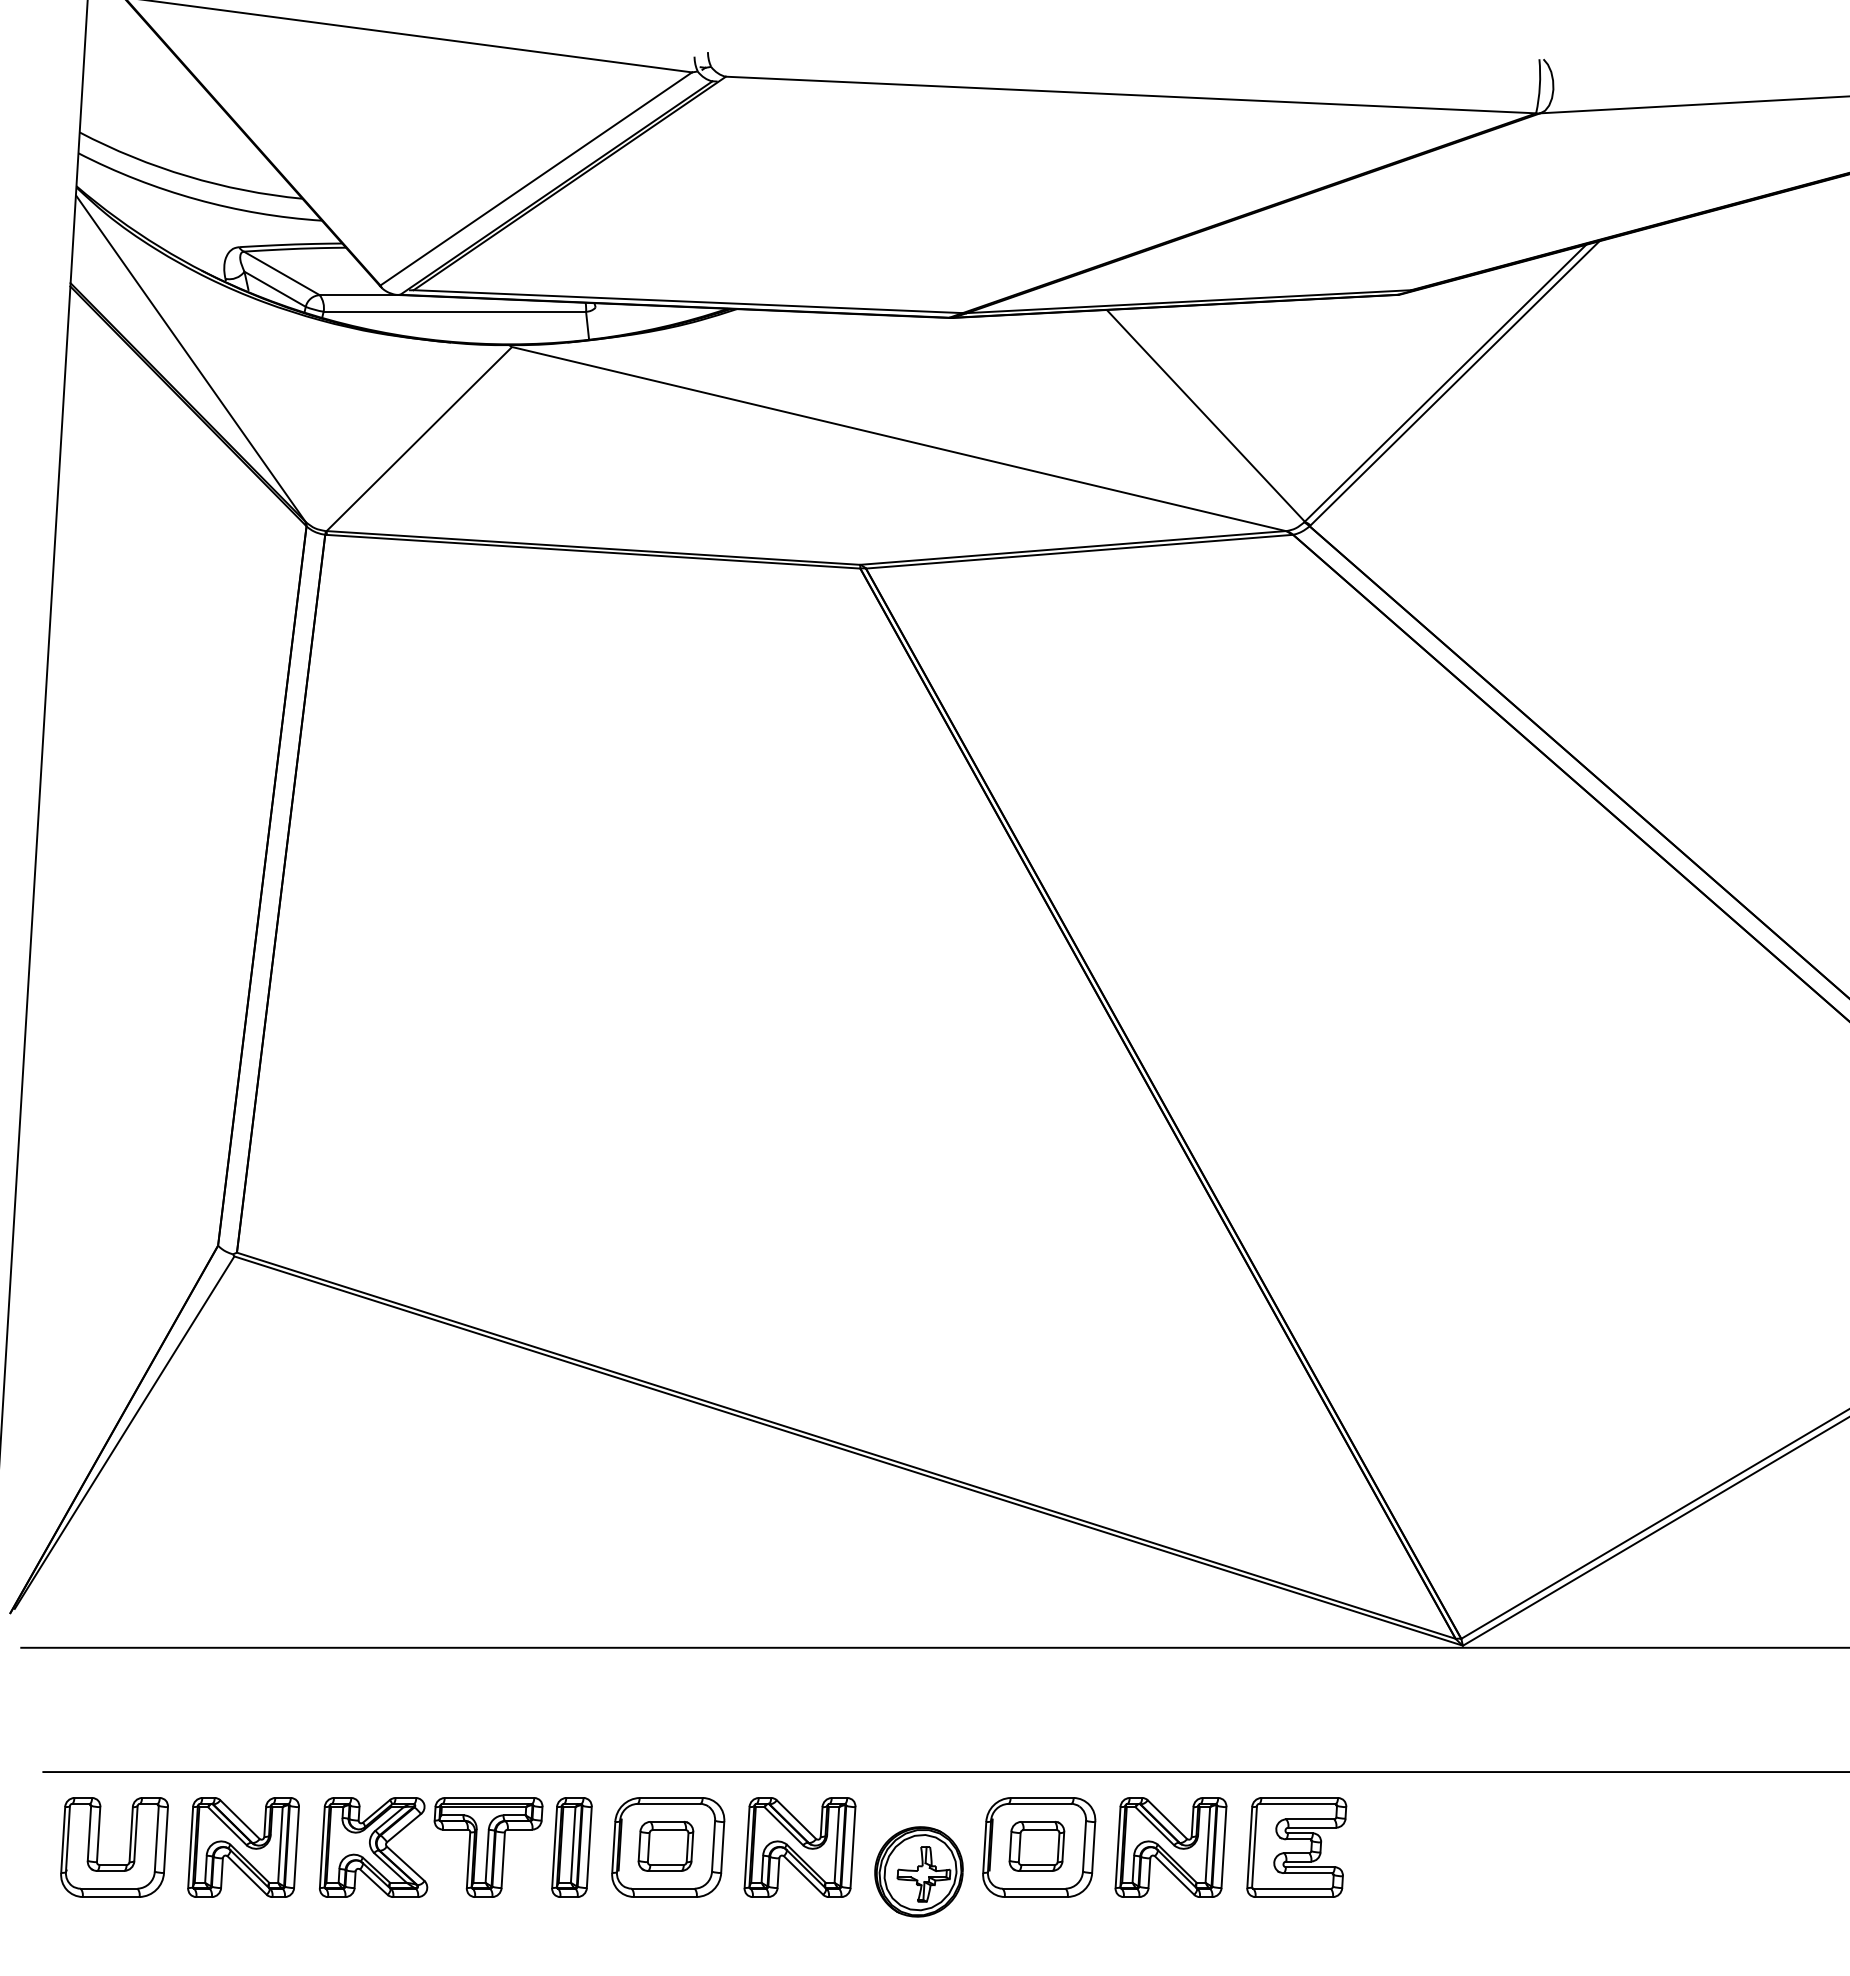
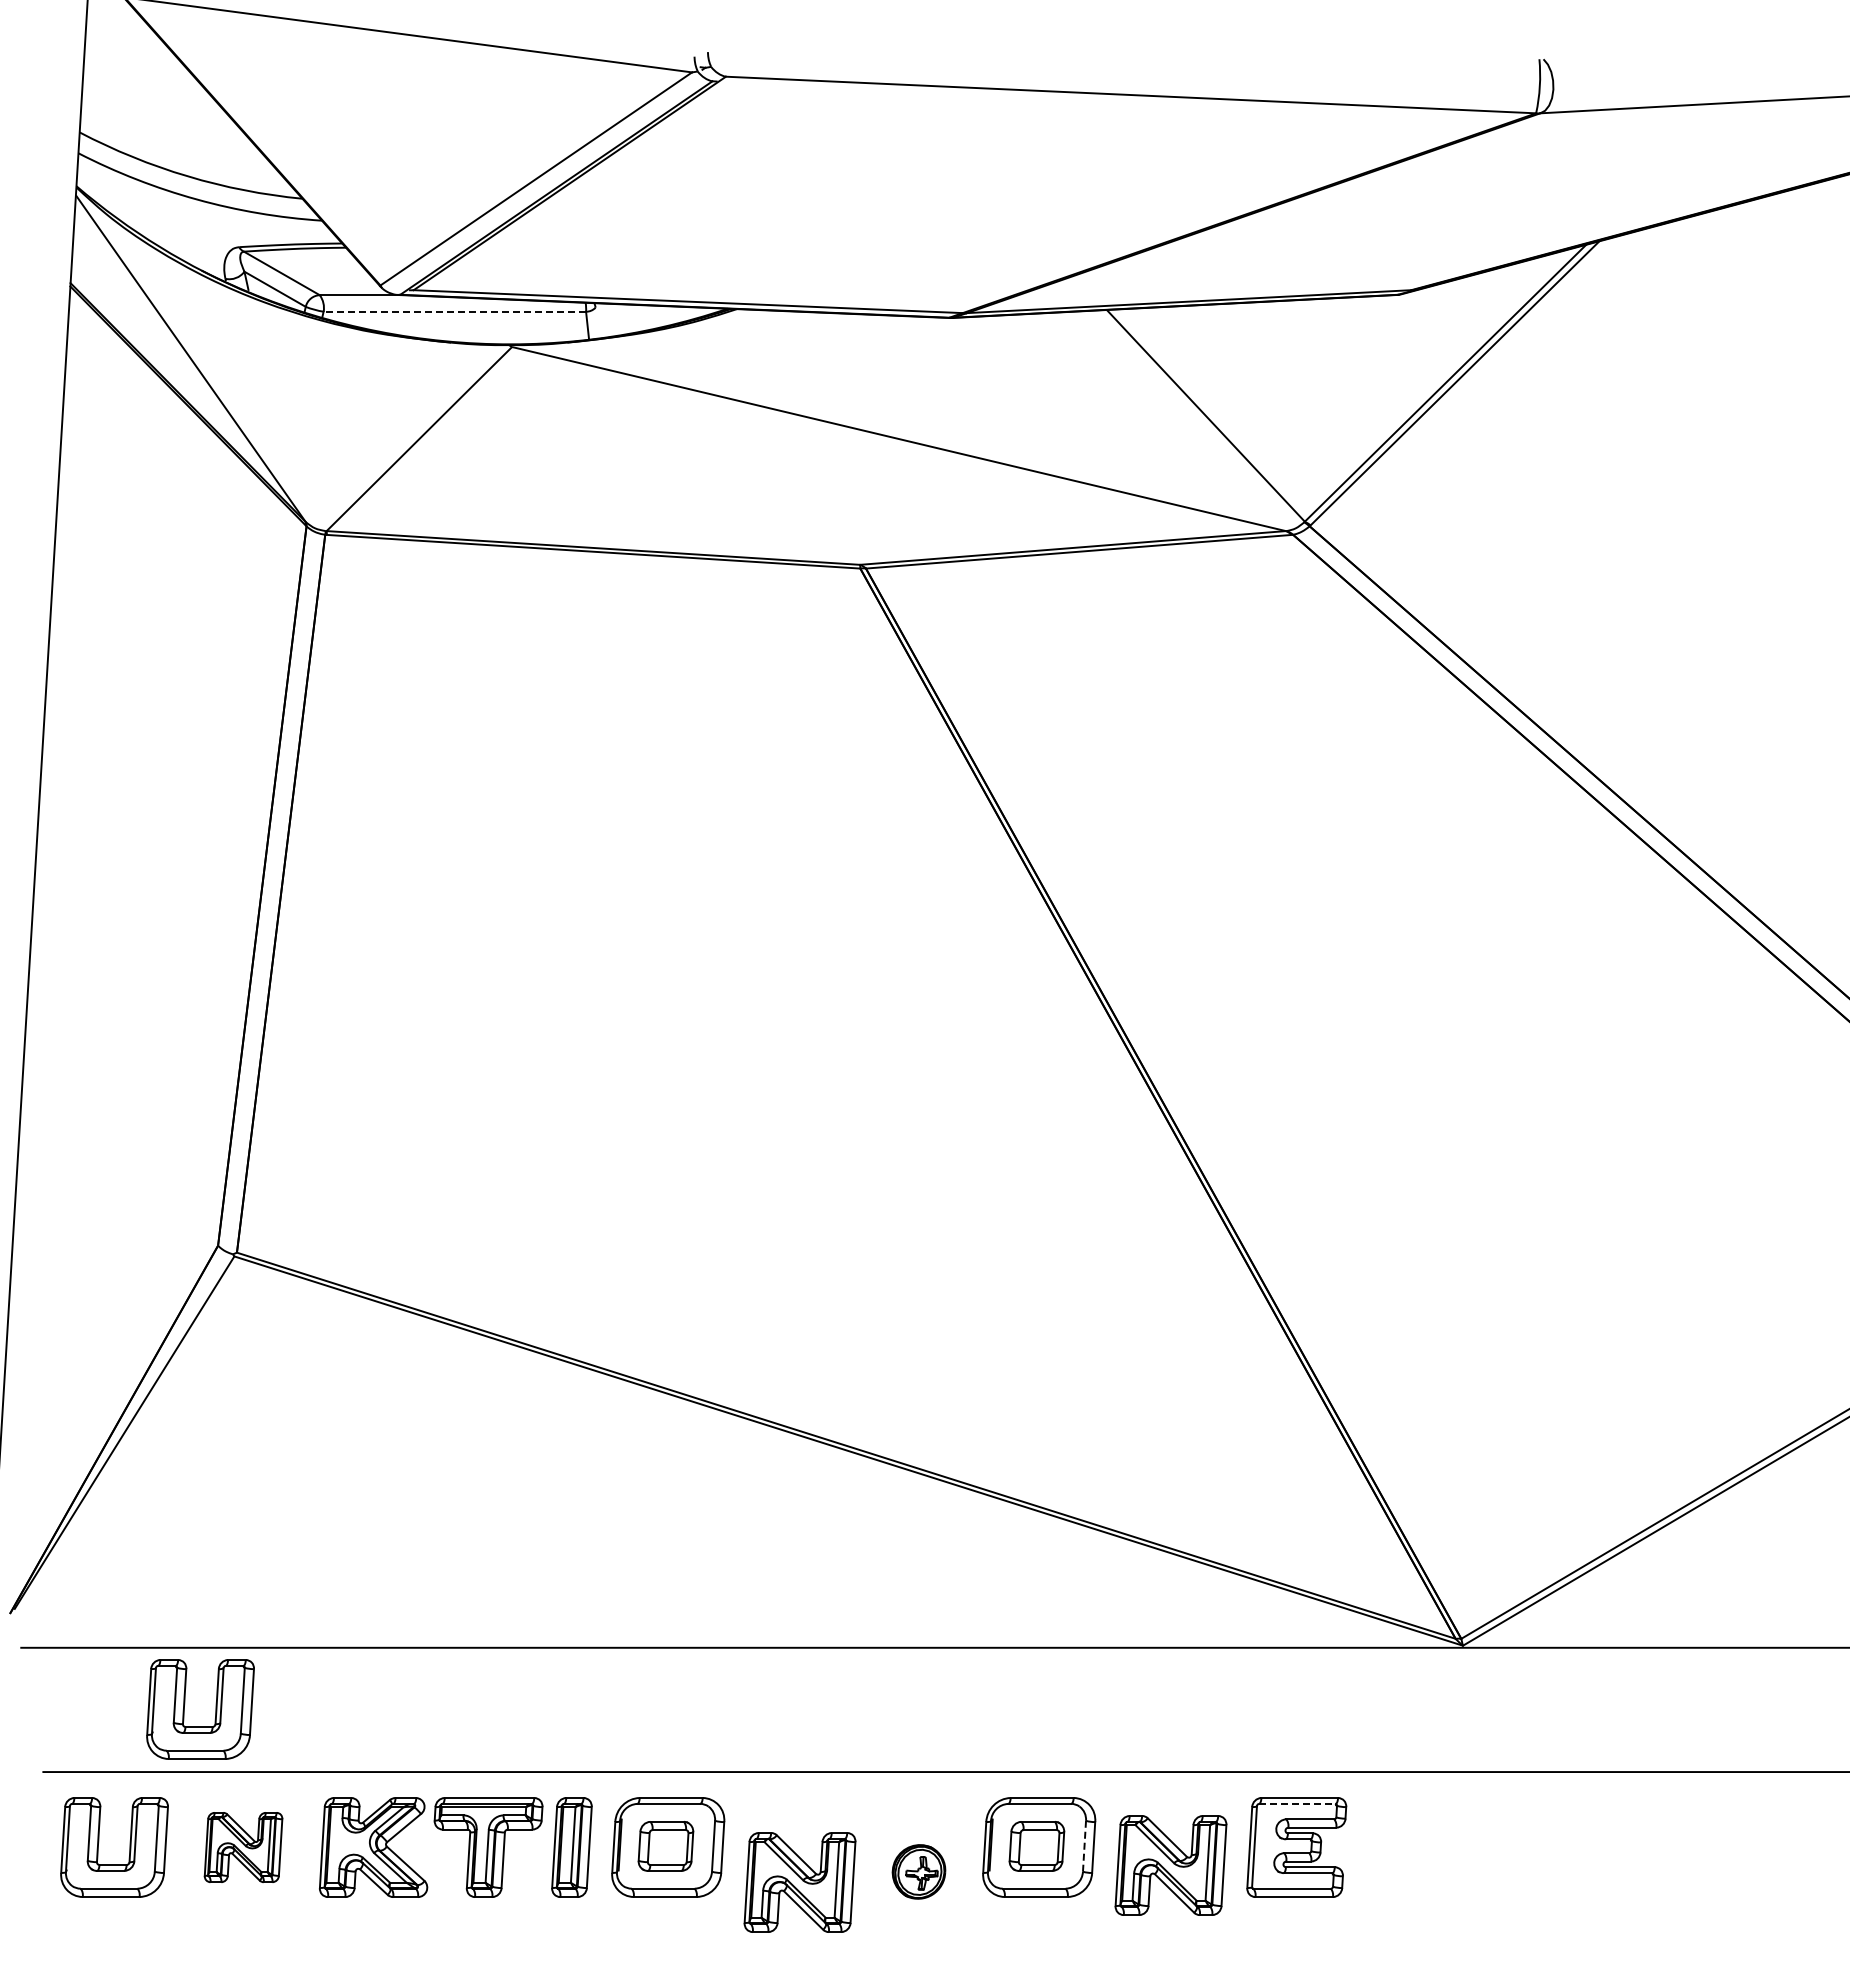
line: solid -> dashed (454, 311)
part: none -> present (215, 1709)
line: solid -> dashed (1297, 1803)
line: solid -> dashed (1084, 1845)
part size: 113x101 px -> 81x71 px (243, 1847)
part position: (799, 1847) -> (799, 1882) (799, 1882)
part position: (1170, 1847) -> (1170, 1865) (1170, 1865)
part size: 90x92 px -> 56x56 px (918, 1871)
